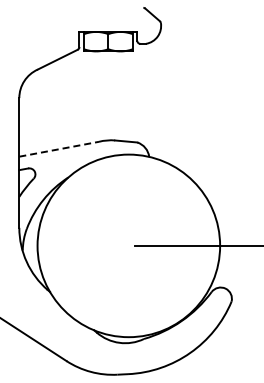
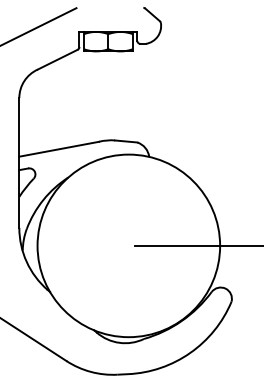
line: none -> present (39, 26)
line: dashed -> solid (59, 149)
